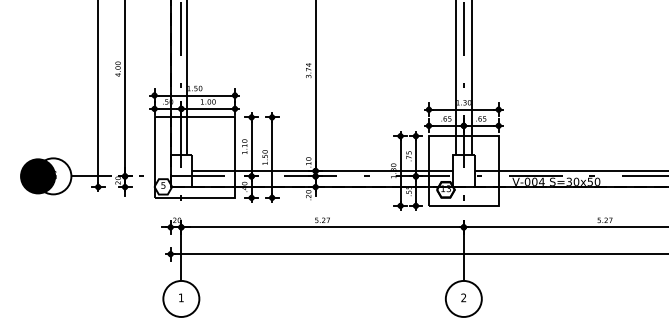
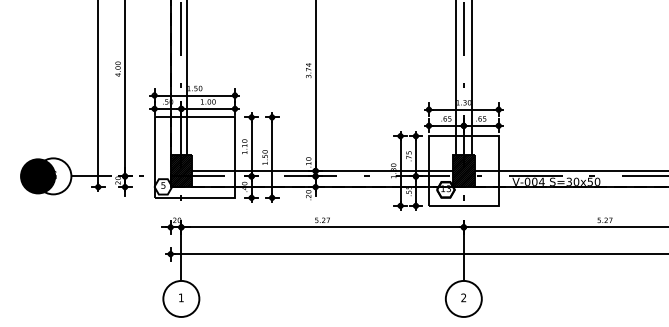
hatch: none -> present (181, 170)
hatch: none -> present (463, 170)
